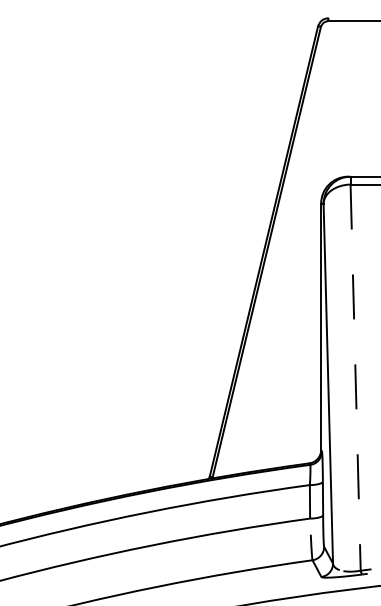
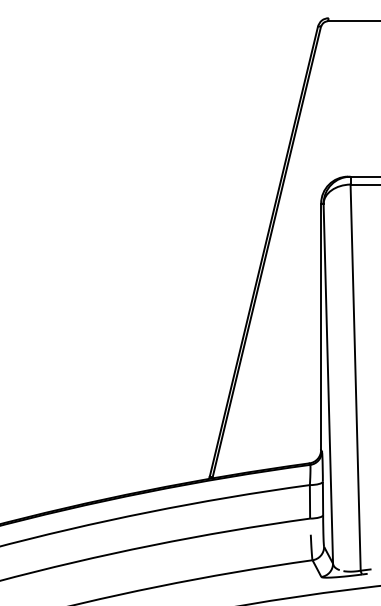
line: dashed -> solid (355, 378)
